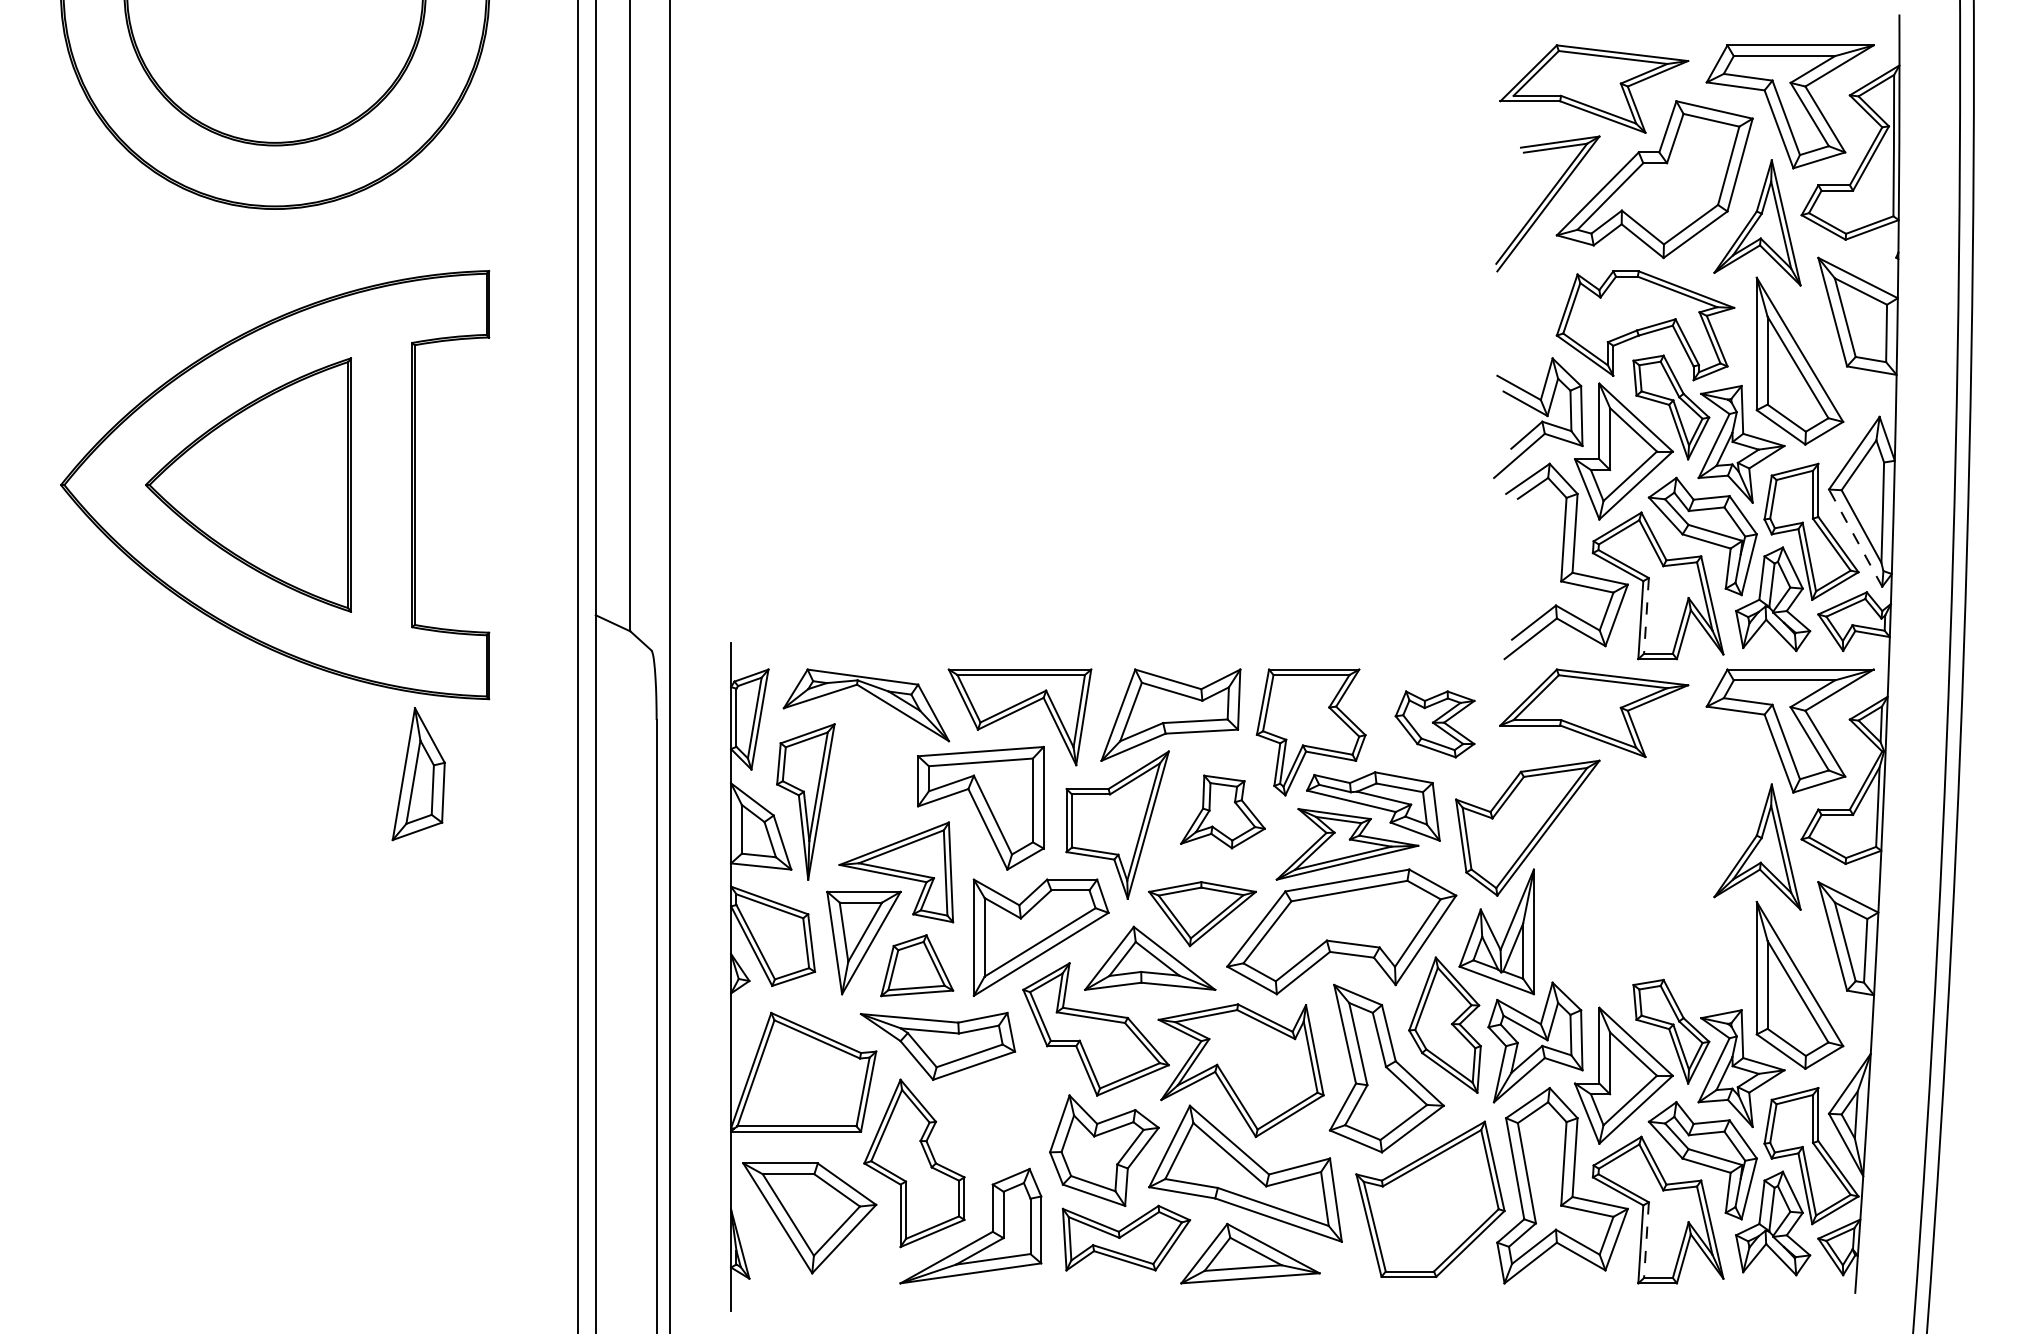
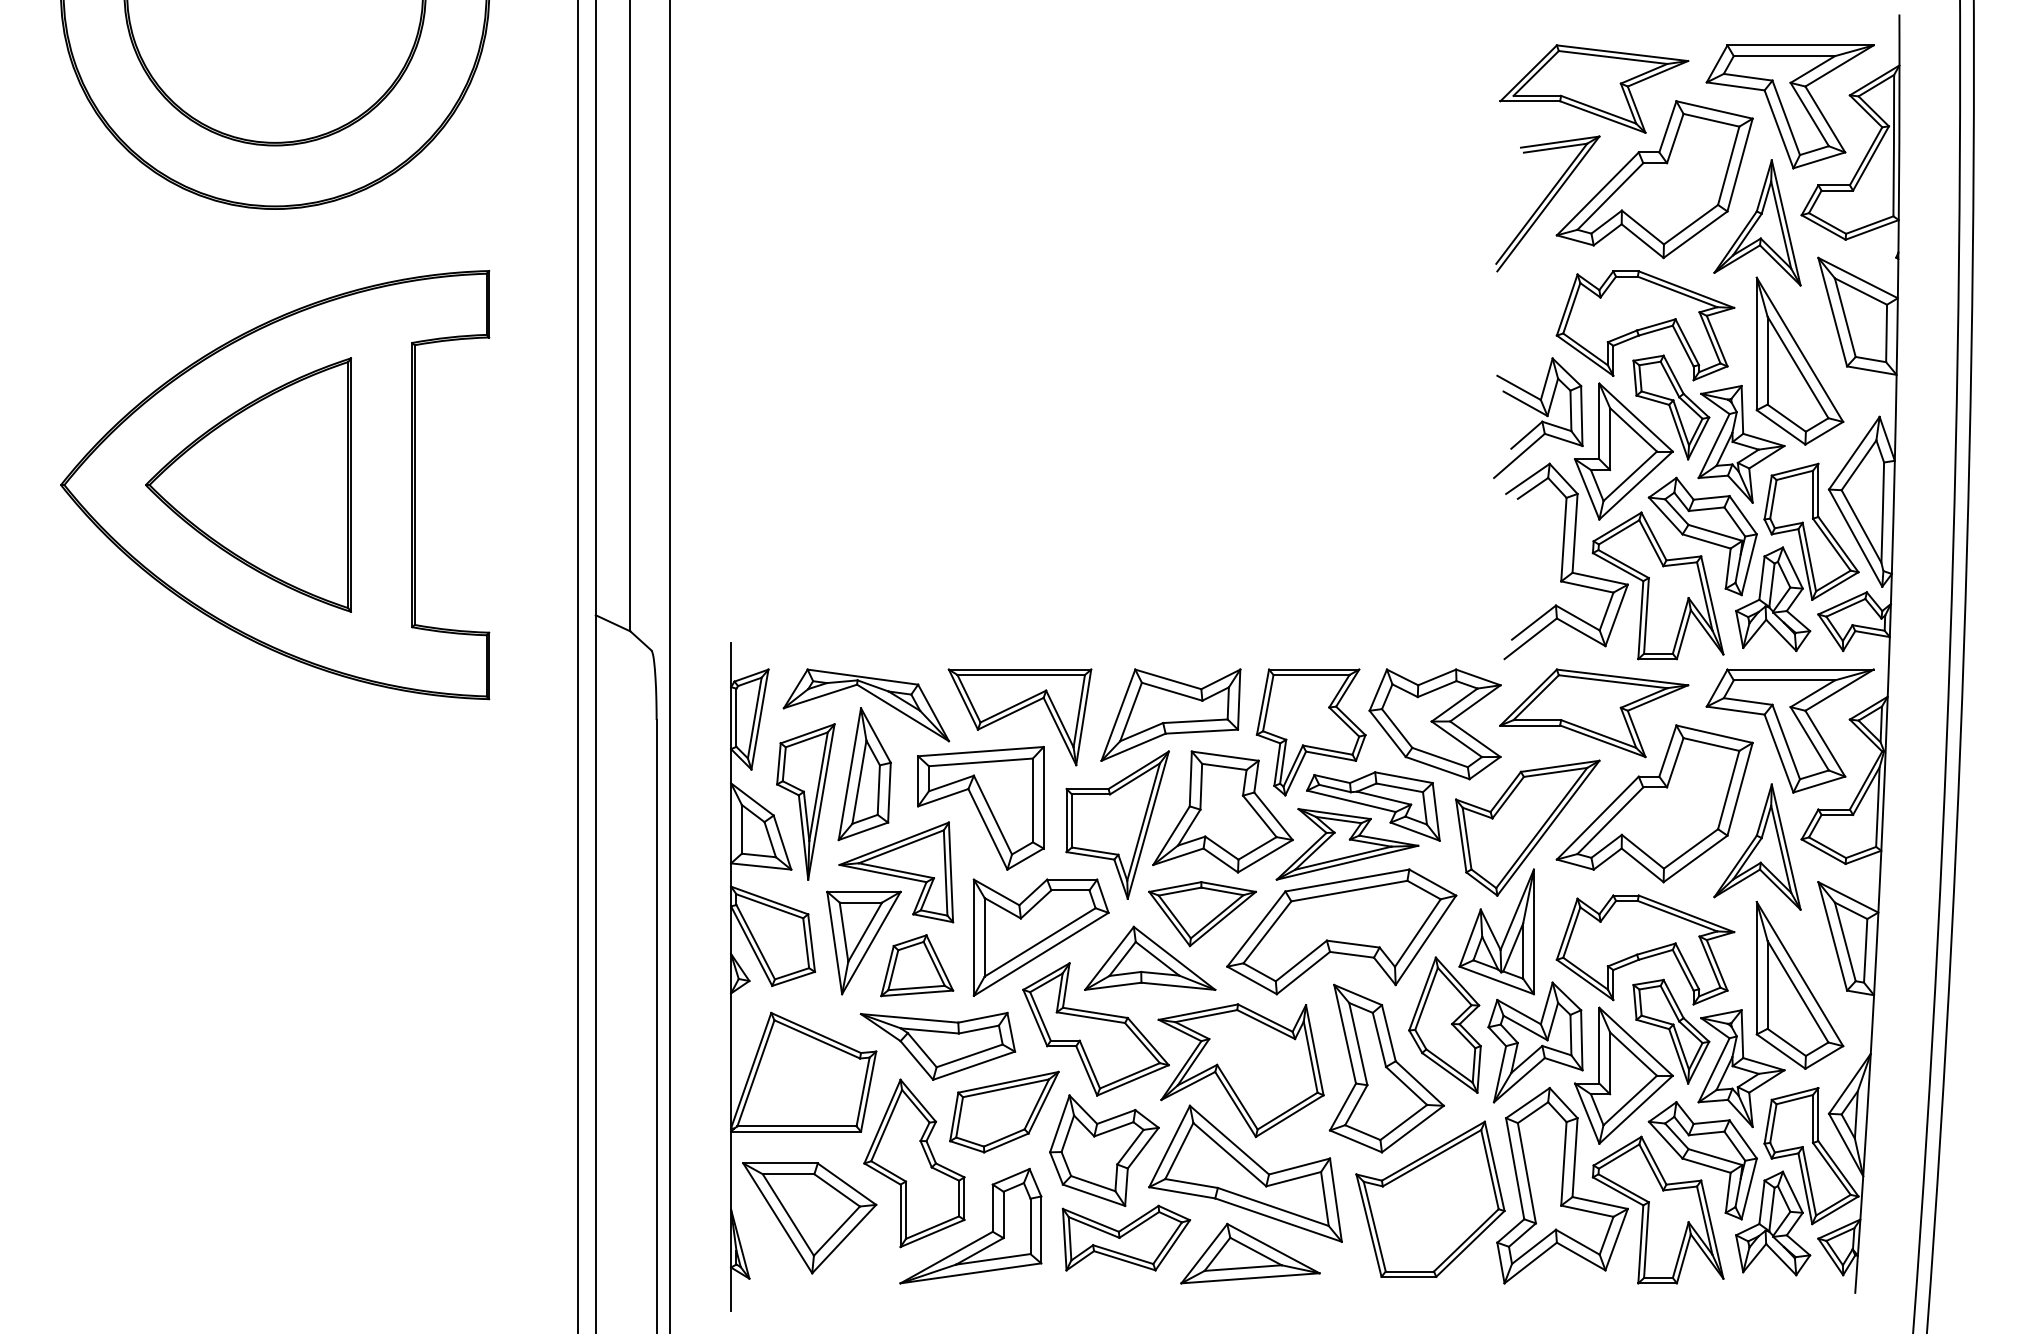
line: dashed -> solid (1855, 537)
line: dashed -> solid (1646, 615)
part size: 82x69 px -> 134x113 px (1434, 724)
part position: (418, 774) -> (864, 774) (864, 774)
part: none -> present (1654, 803)
part size: 86x76 px -> 142x124 px (1222, 811)
part: none -> present (1645, 949)
part: none -> present (1004, 1111)
line: dashed -> solid (1646, 1240)
